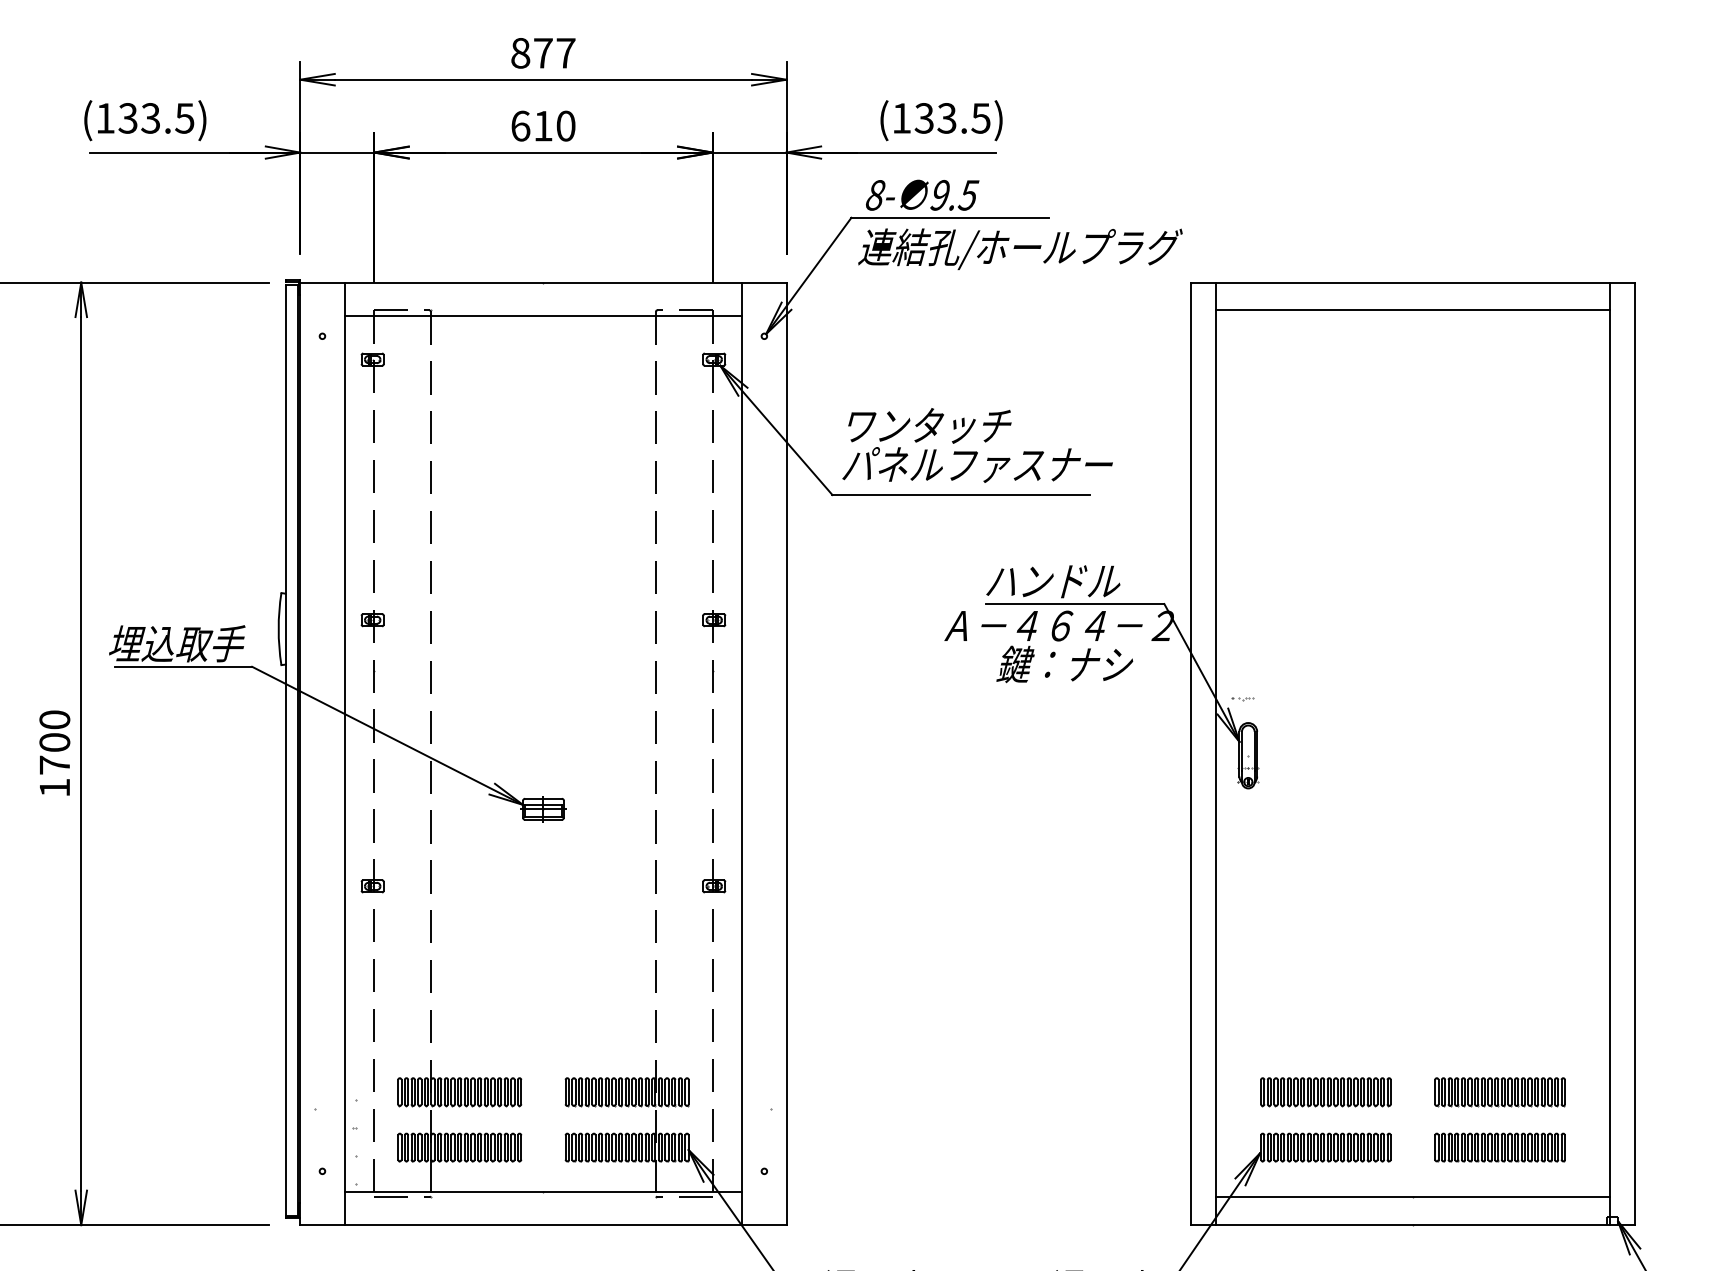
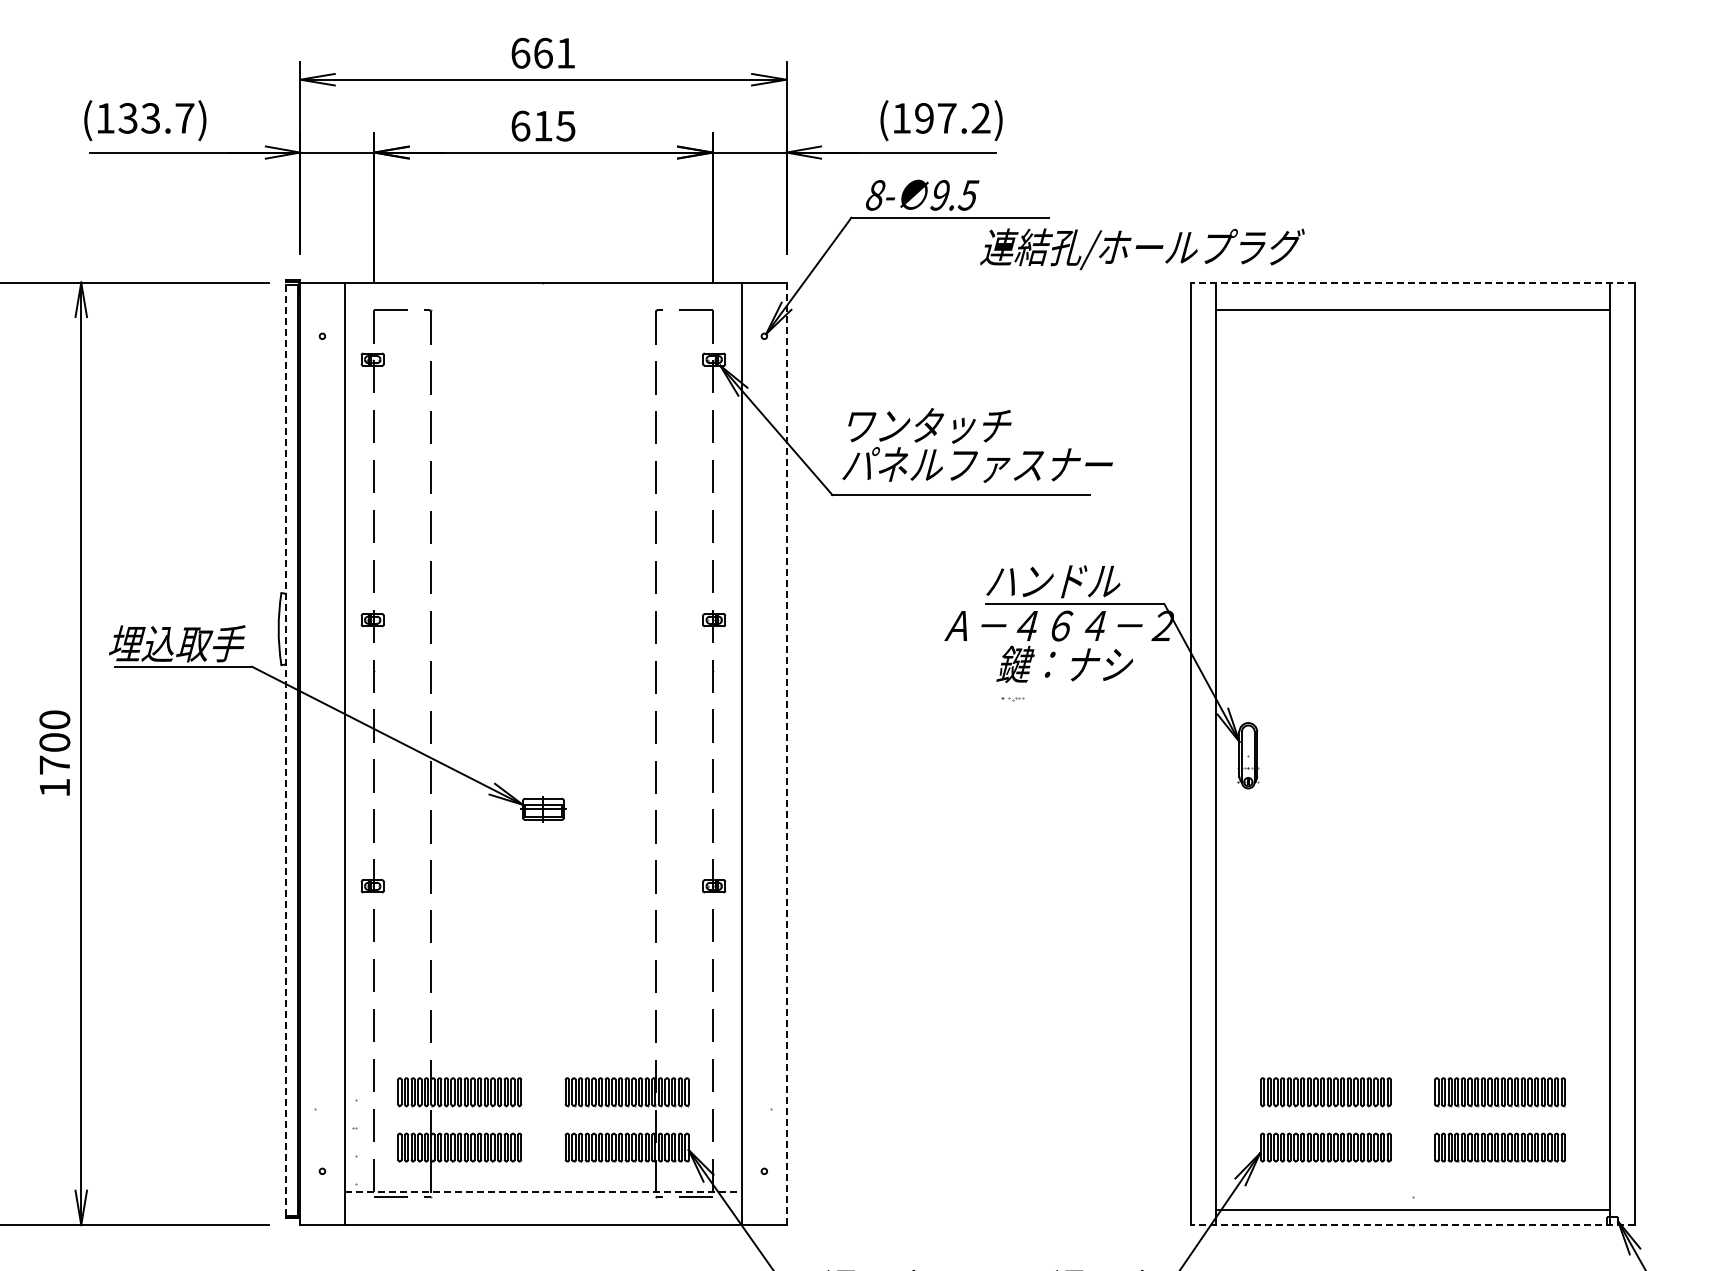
text: 877 -> 661 (543, 52)
text: (133.5) -> (133.7) (184, 118)
text: (133.5) -> (197.2) (952, 118)
text: 610 -> 615 (565, 125)
text position: (1020, 249) -> (1142, 249) (1142, 249)
line: solid -> dashed (1413, 282)
line: present -> none (543, 315)
part position: (1242, 699) -> (1012, 699) (1012, 699)
line: solid -> dashed (285, 750)
line: solid -> dashed (786, 754)
line: solid -> dashed (543, 1191)
line position: (1412, 1197) -> (1412, 1210) (1412, 1210)
line: solid -> dashed (1413, 1225)
